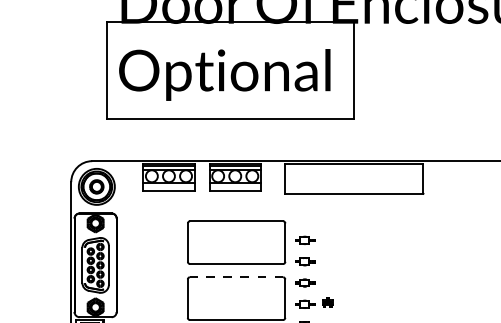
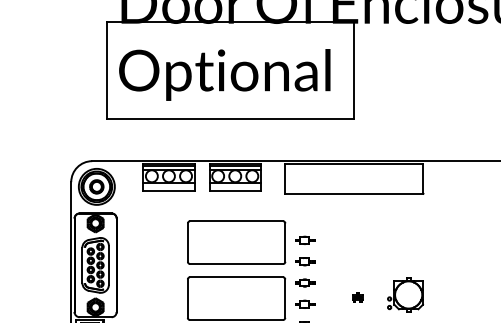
line: dashed -> solid (236, 277)
part: none -> present (405, 294)
part position: (327, 302) -> (357, 297) (357, 297)
